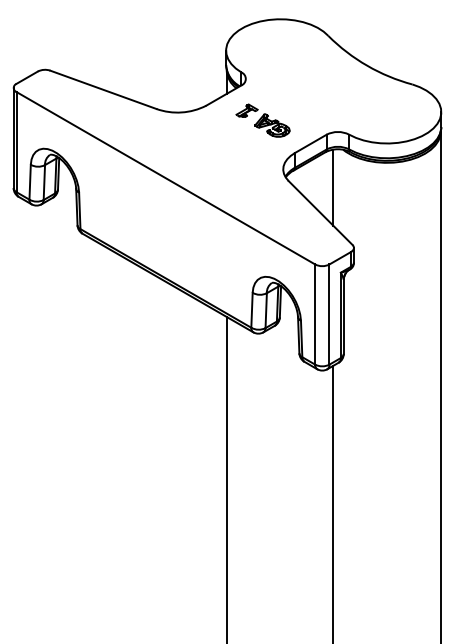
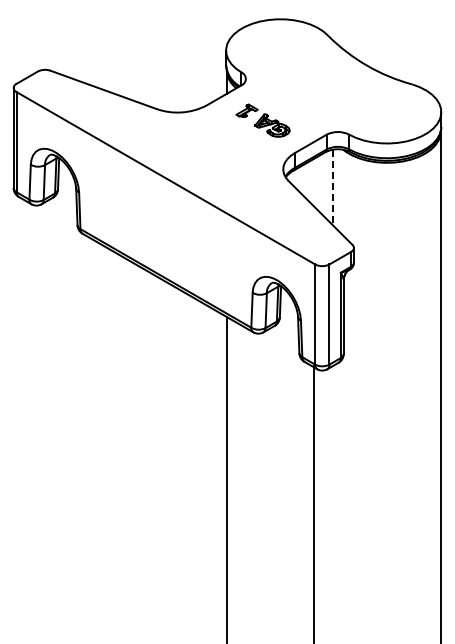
line: solid -> dashed (333, 187)
line position: (333, 502) -> (314, 502) (314, 502)
